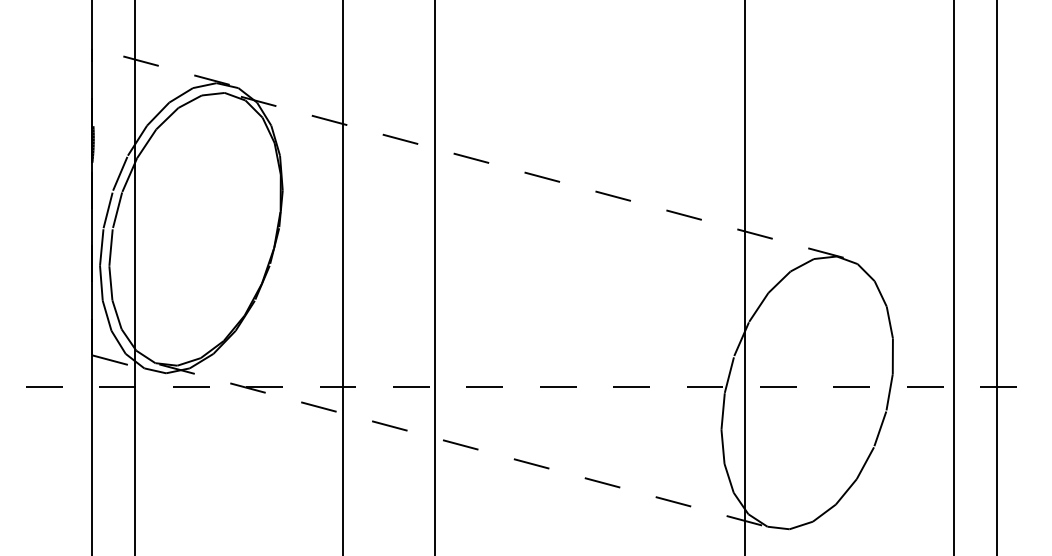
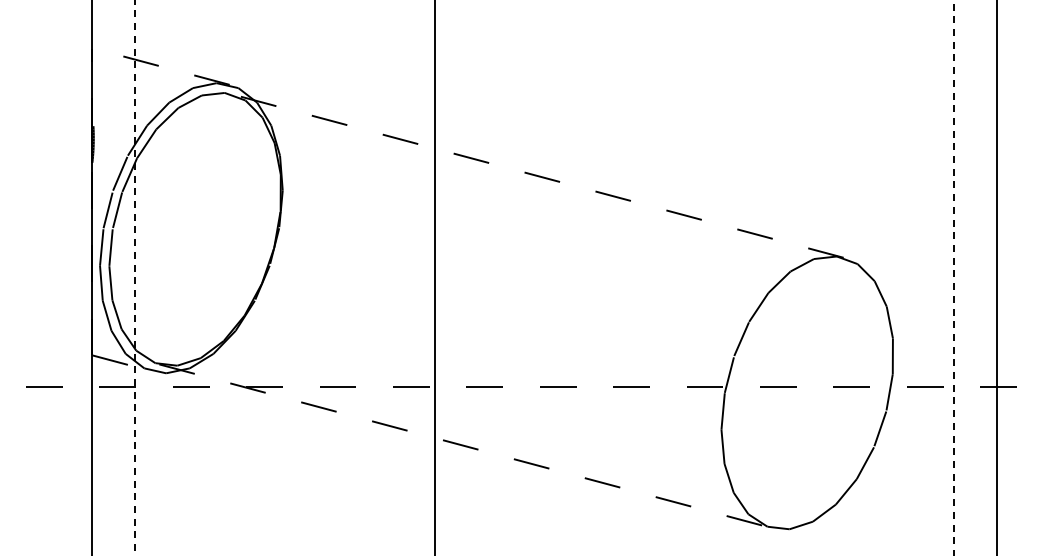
line: present -> none (343, 277)
line: present -> none (745, 277)
line: solid -> dashed (954, 277)
line: solid -> dashed (135, 278)
